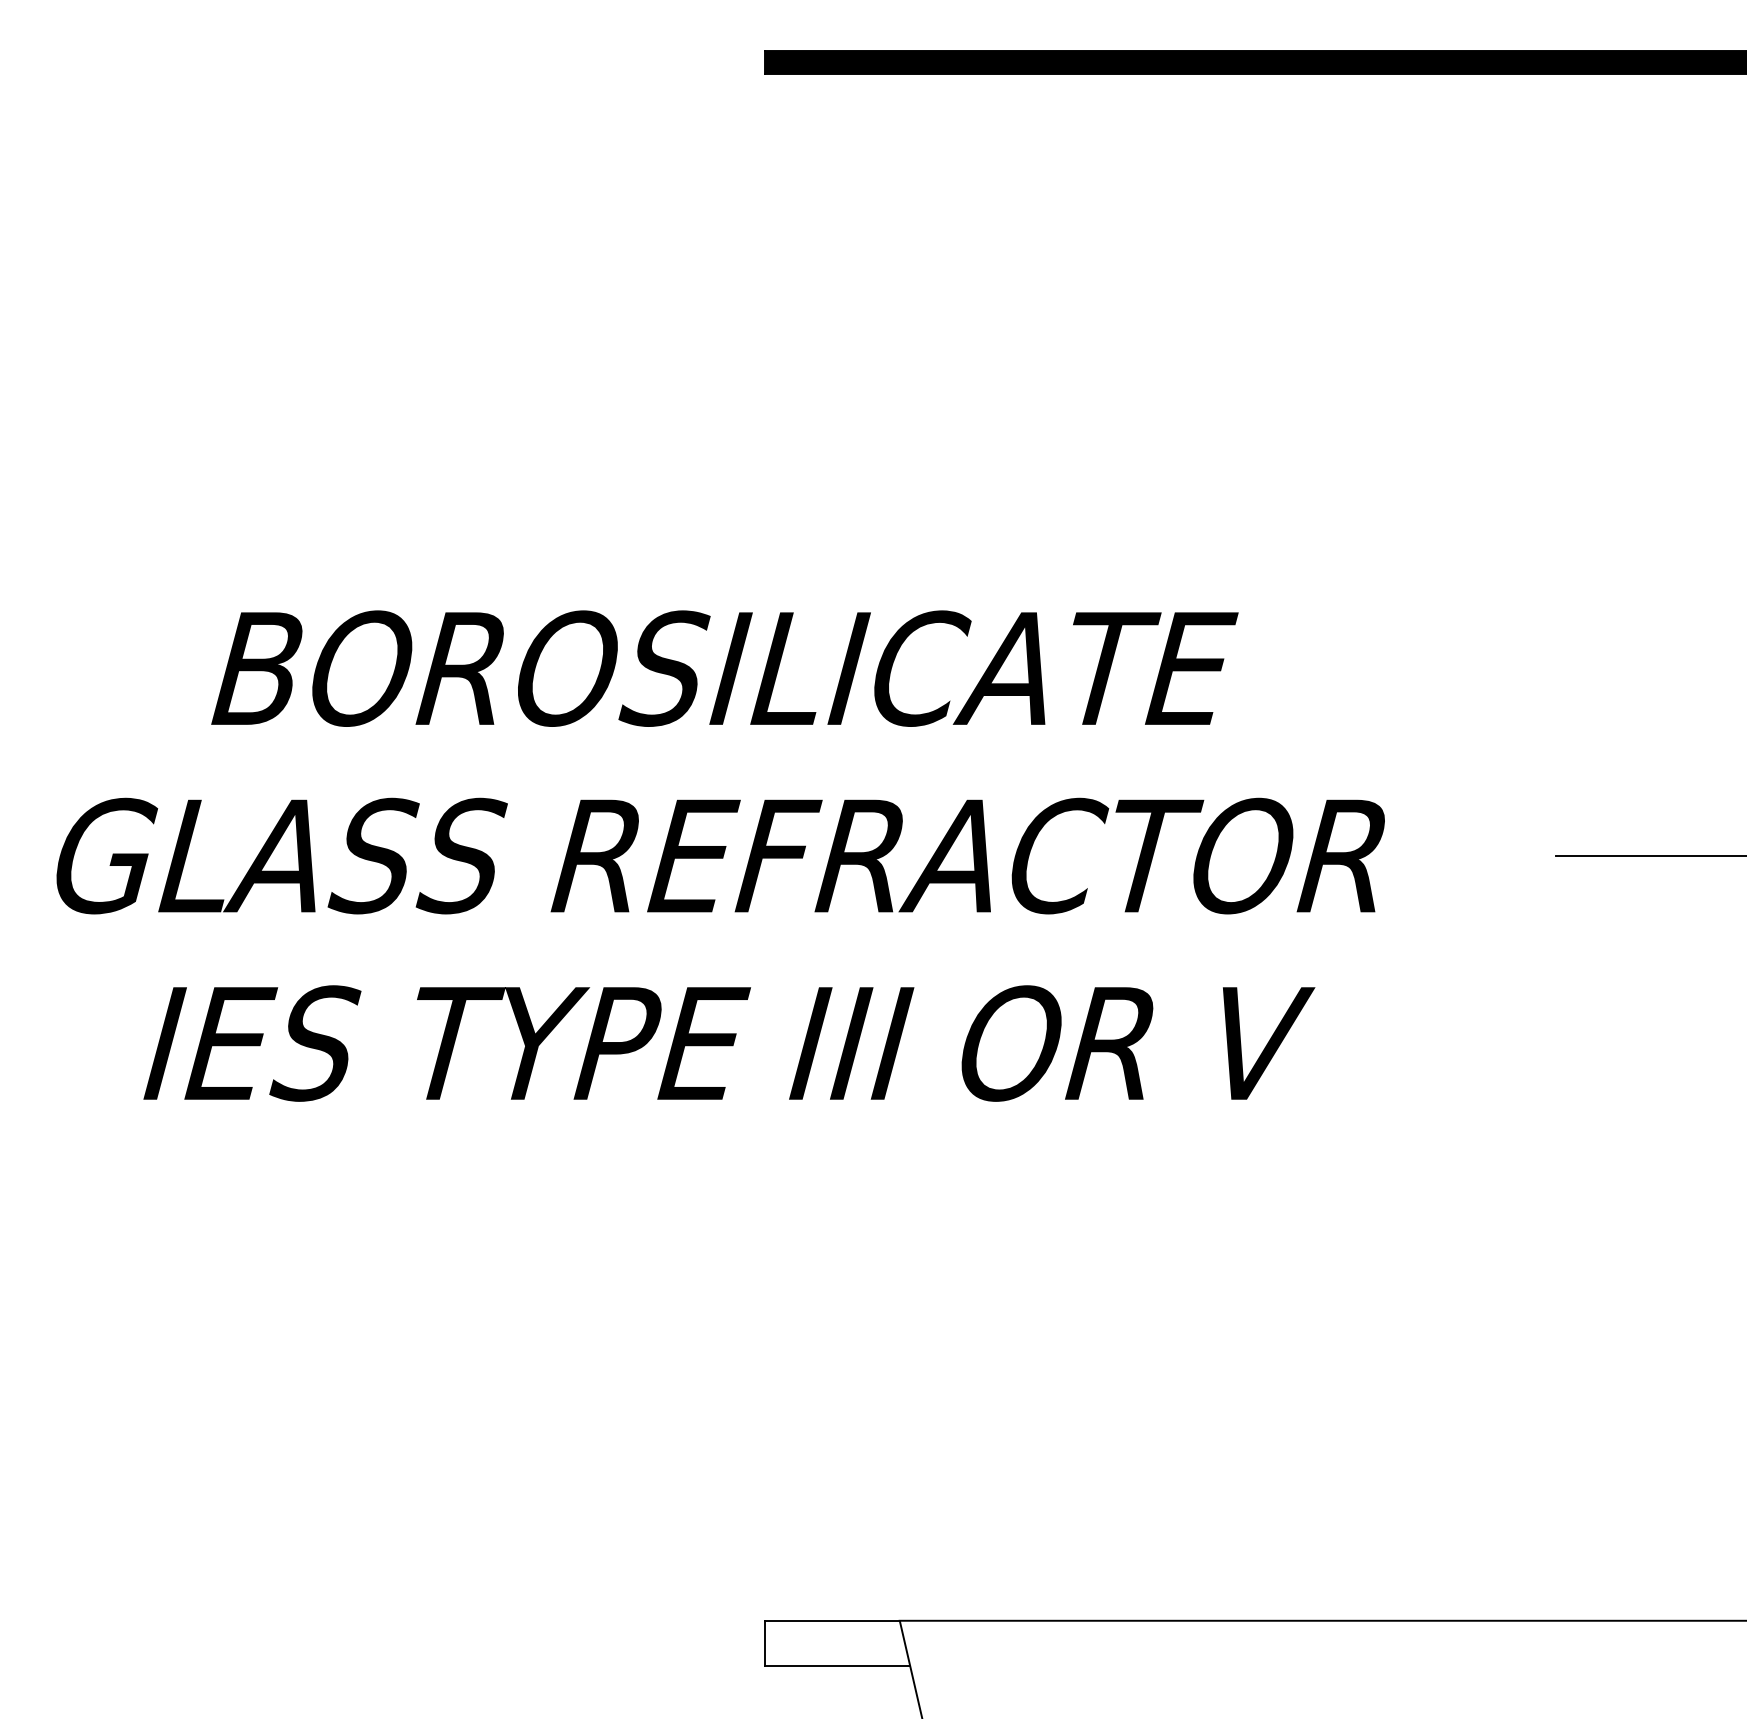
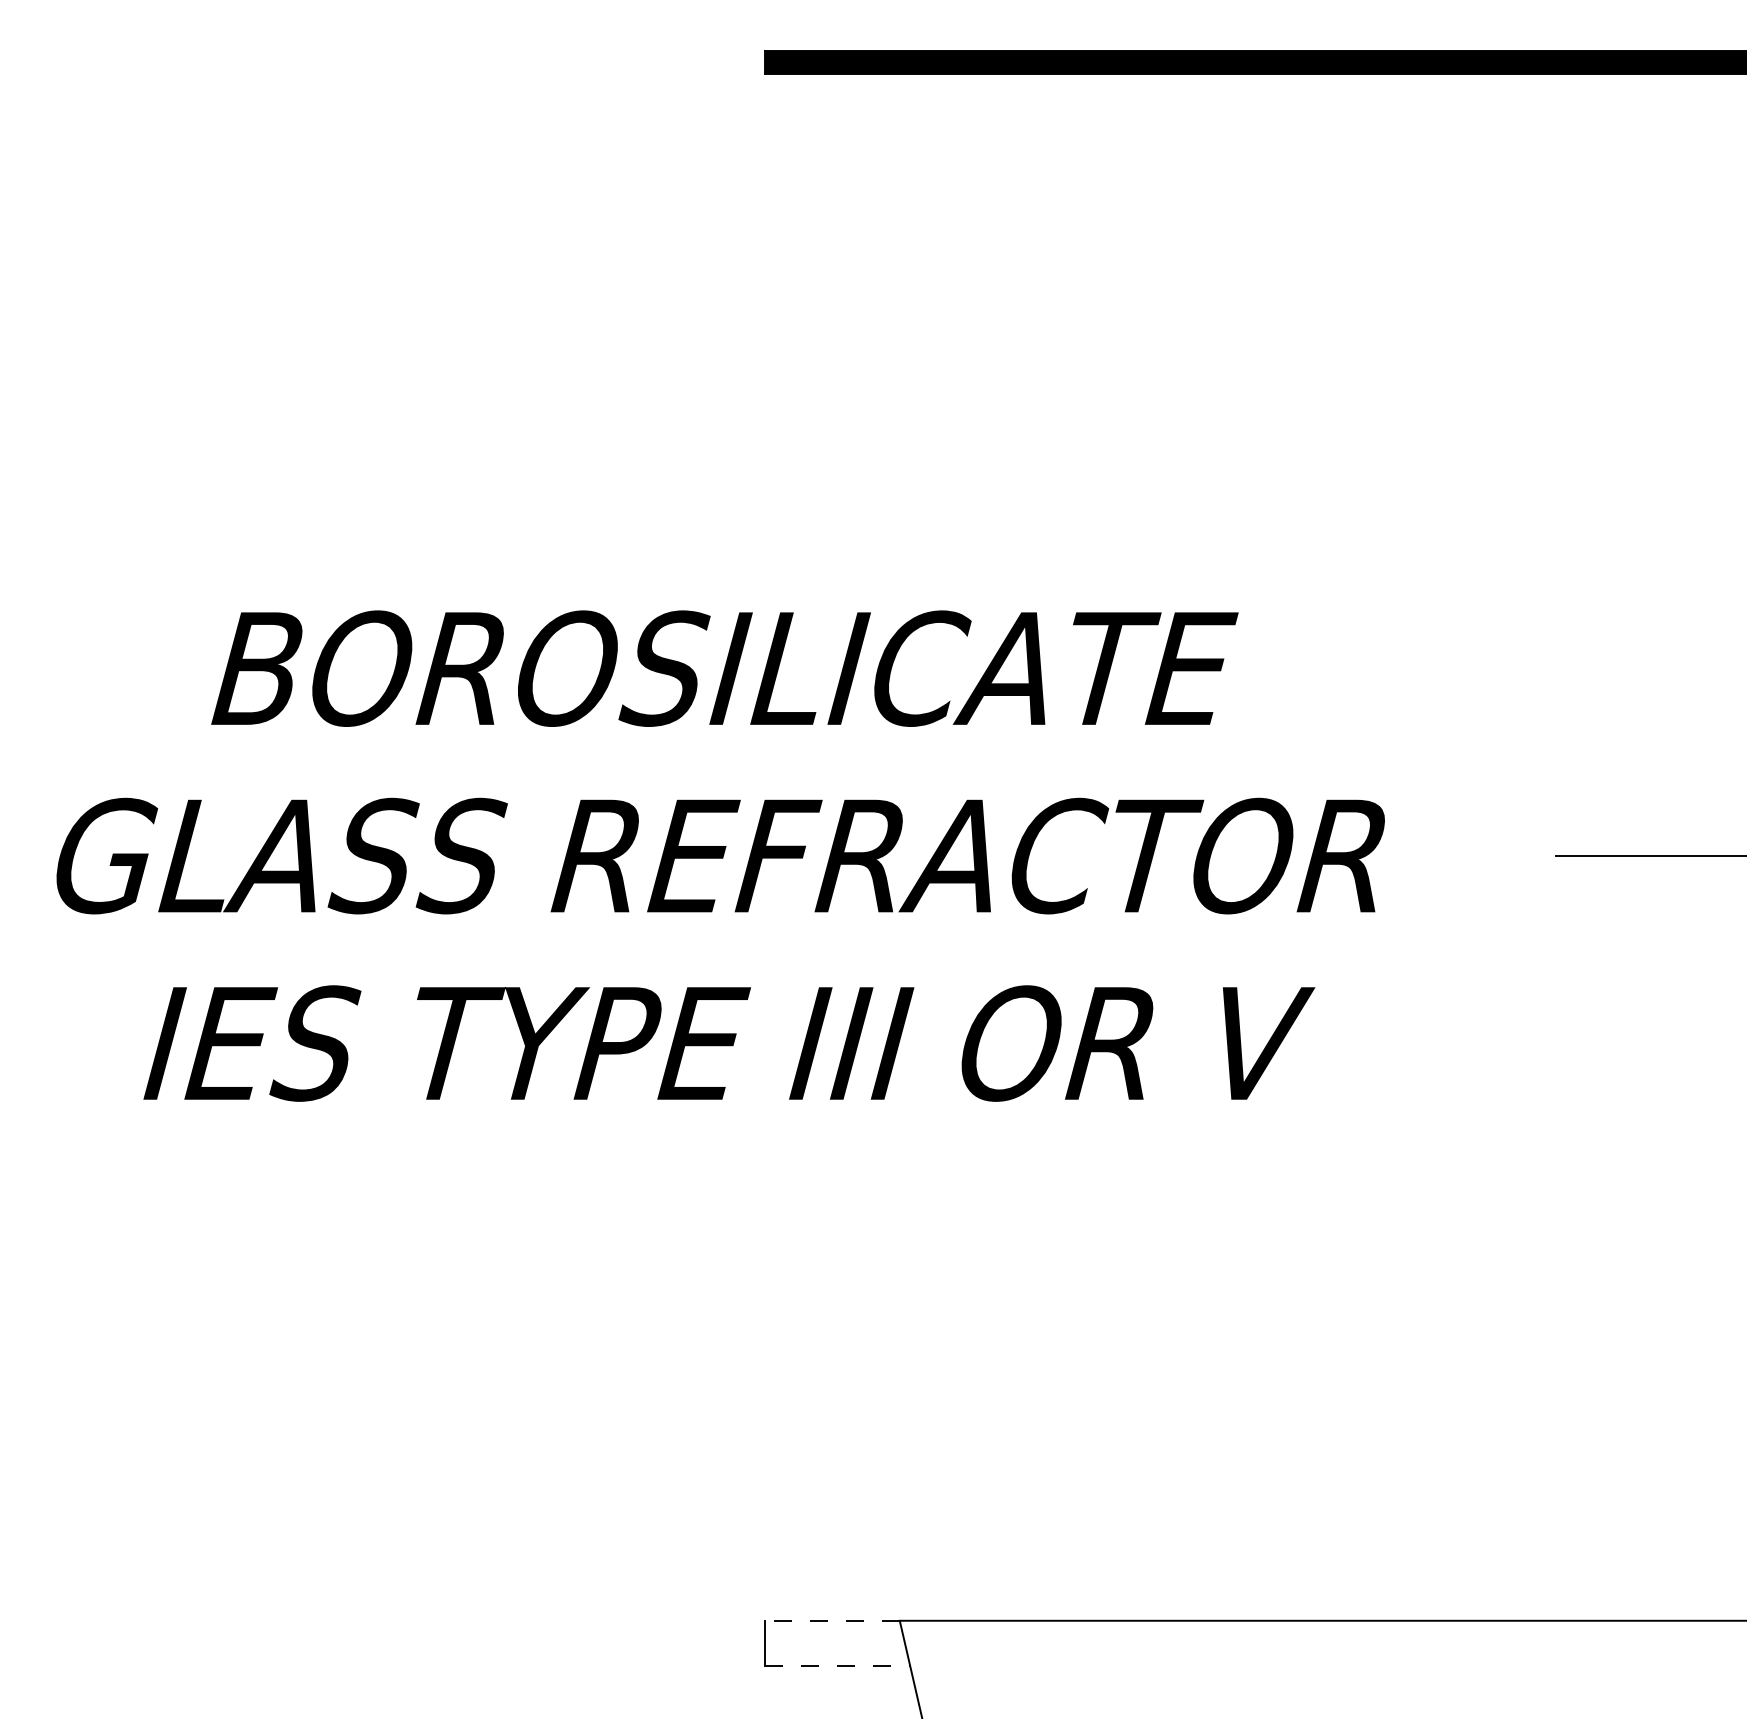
line: solid -> dashed (831, 1620)
line: solid -> dashed (837, 1665)
